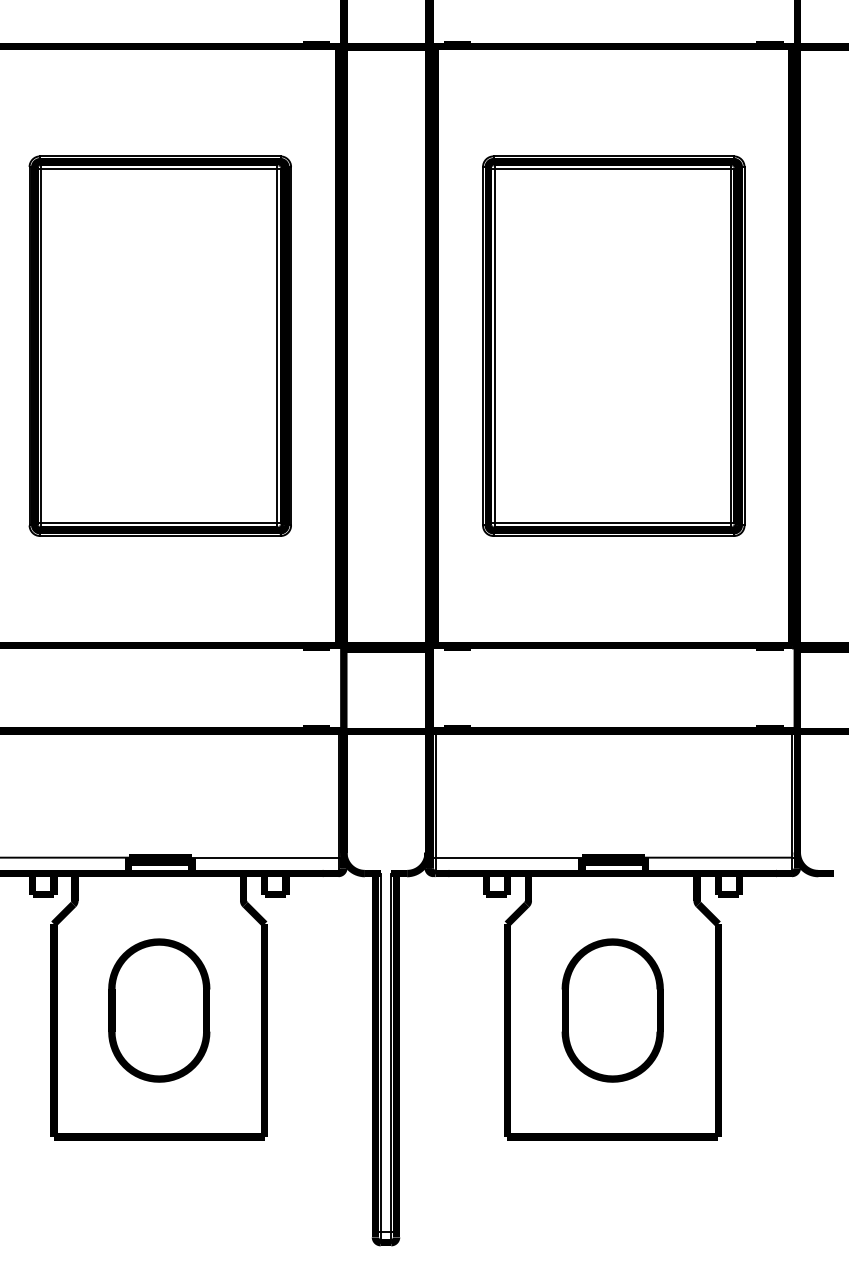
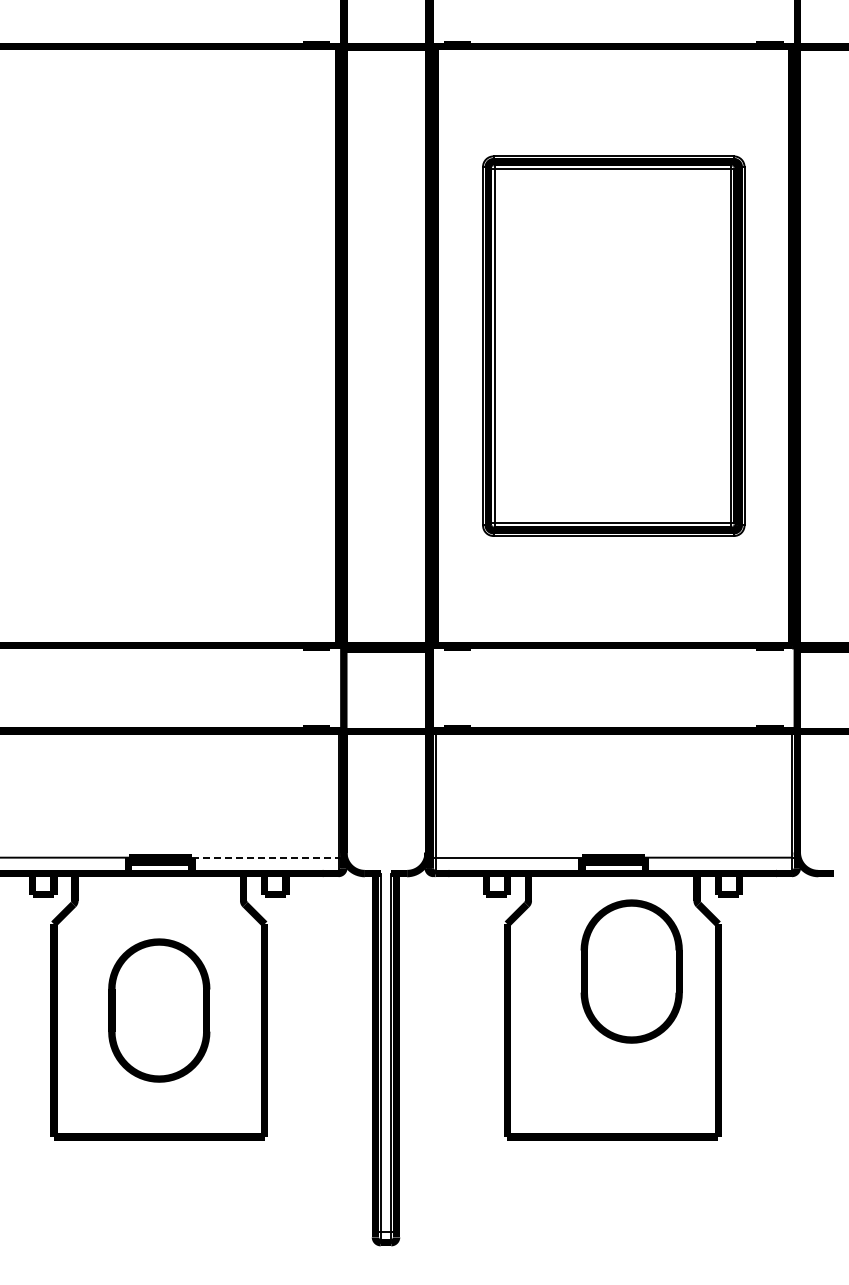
part: present -> none (159, 345)
line: solid -> dashed (265, 857)
part position: (612, 1010) -> (631, 971) (631, 971)
